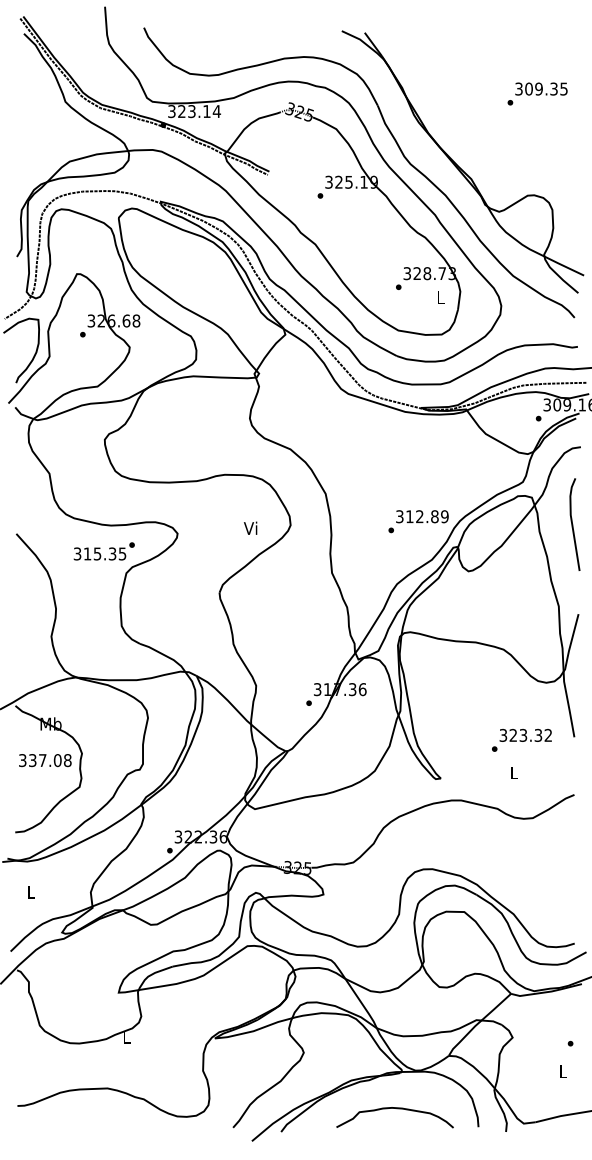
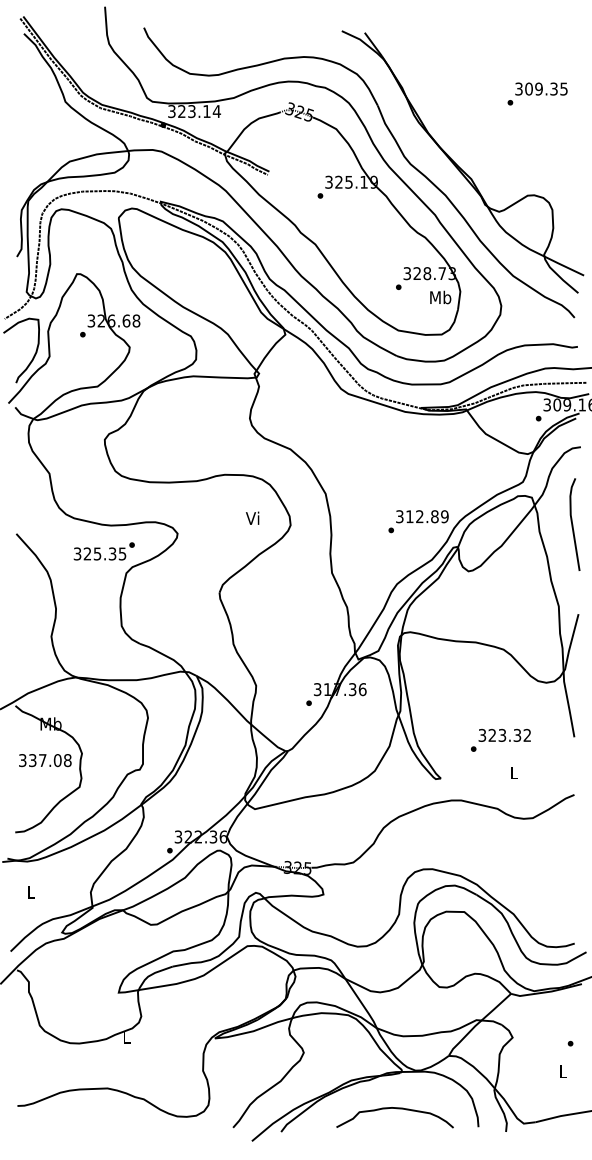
text: L -> Mb (440, 297)
text position: (250, 527) -> (252, 517) (252, 517)
text: 315.35 -> 325.35 (87, 553)
text position: (521, 740) -> (500, 740) (500, 740)
